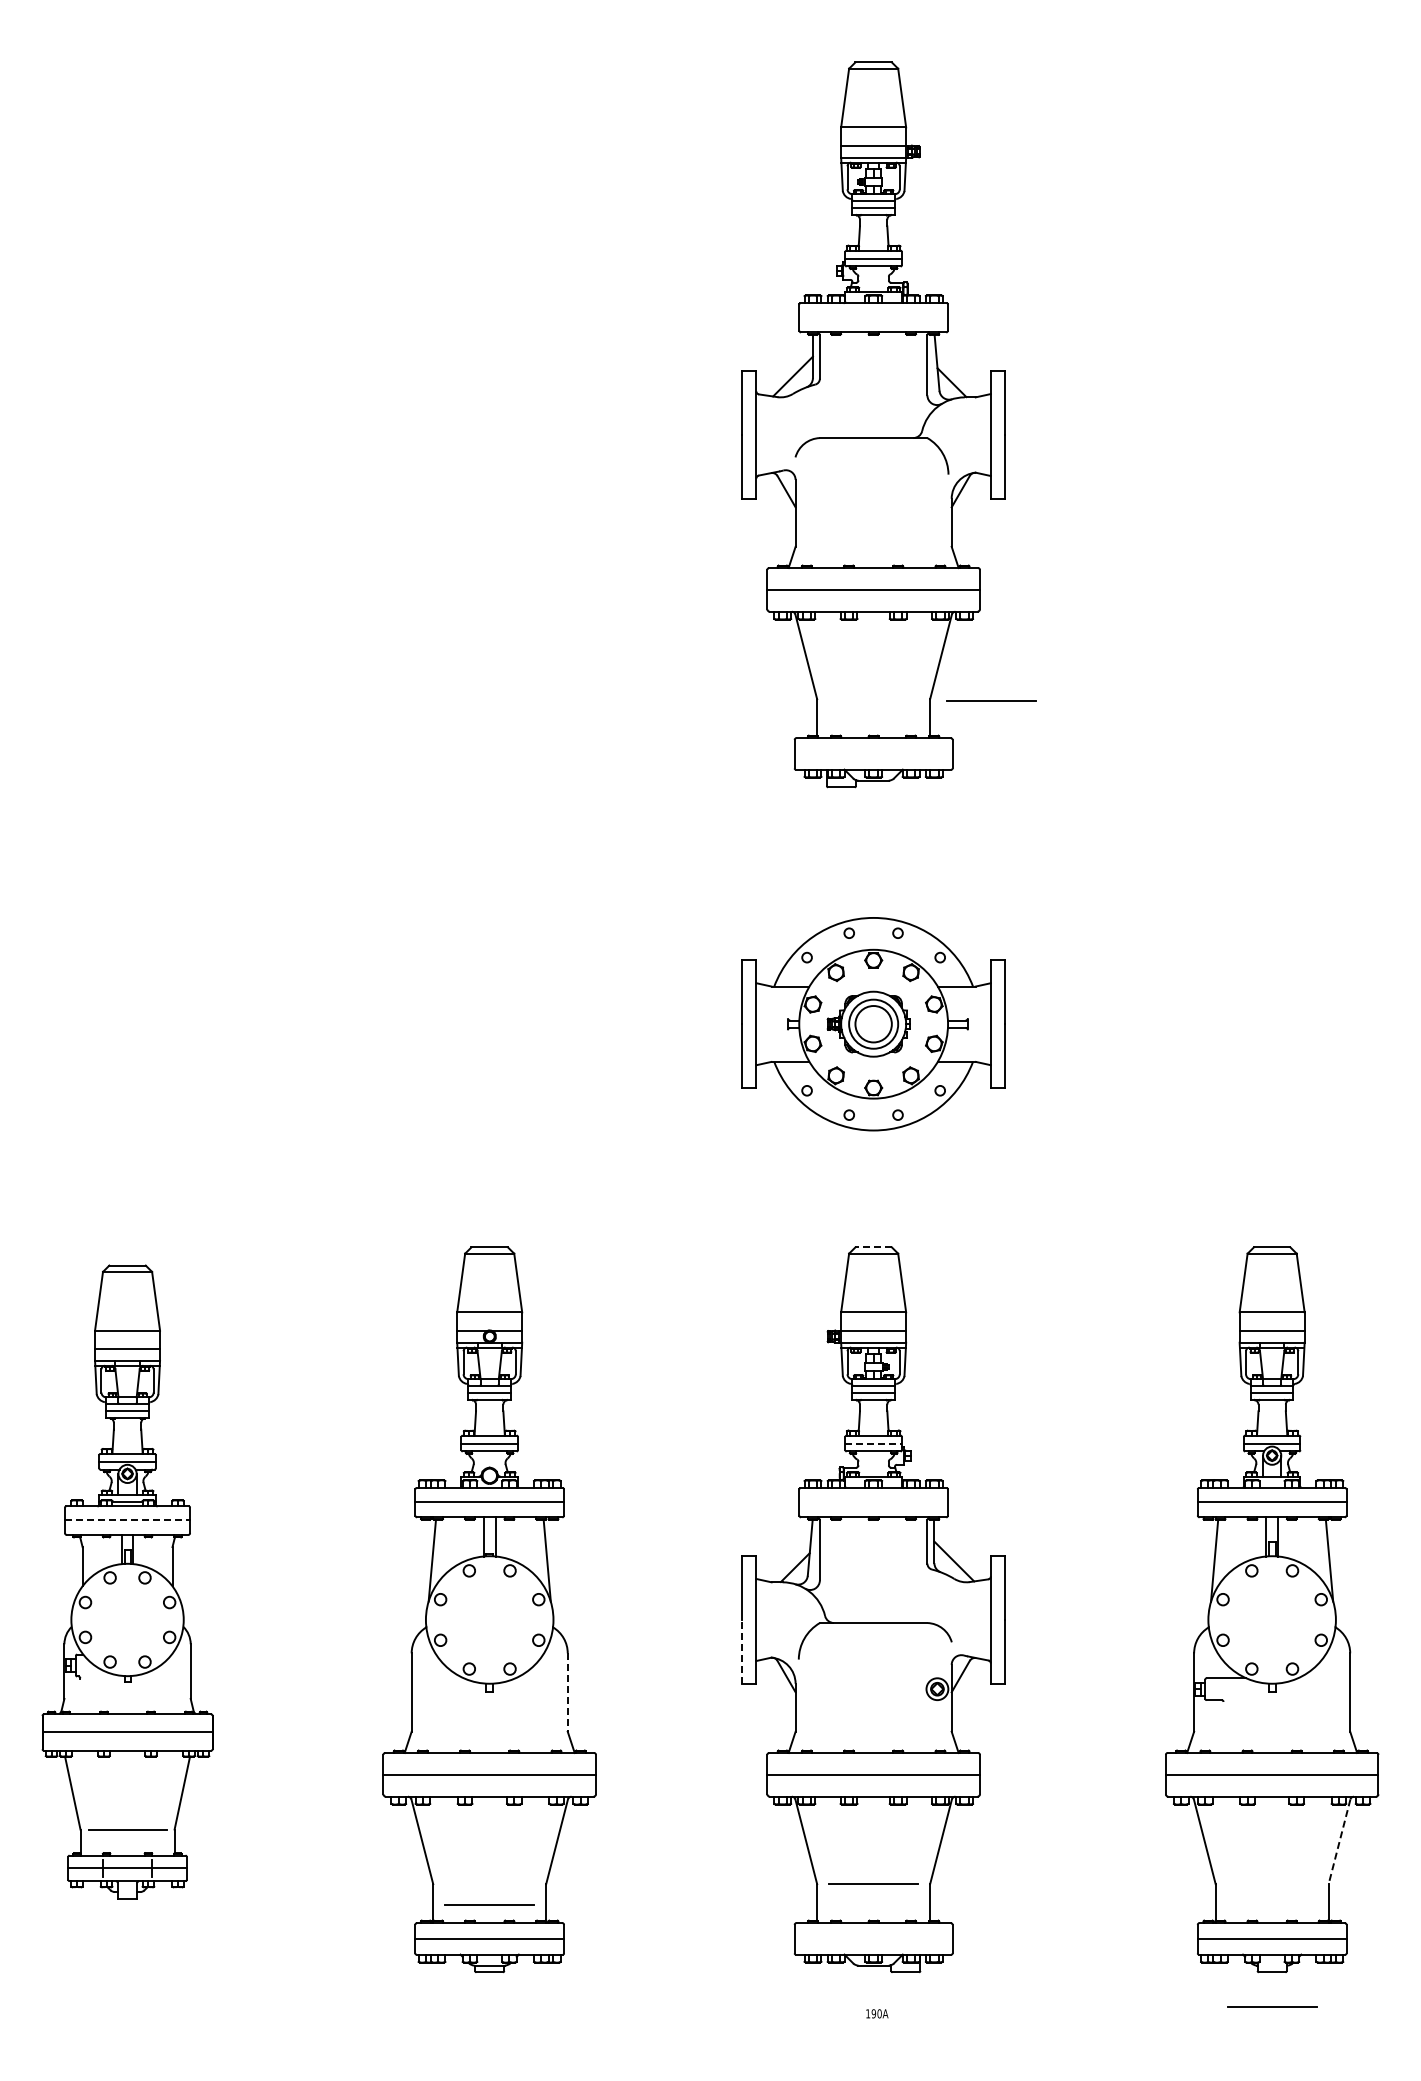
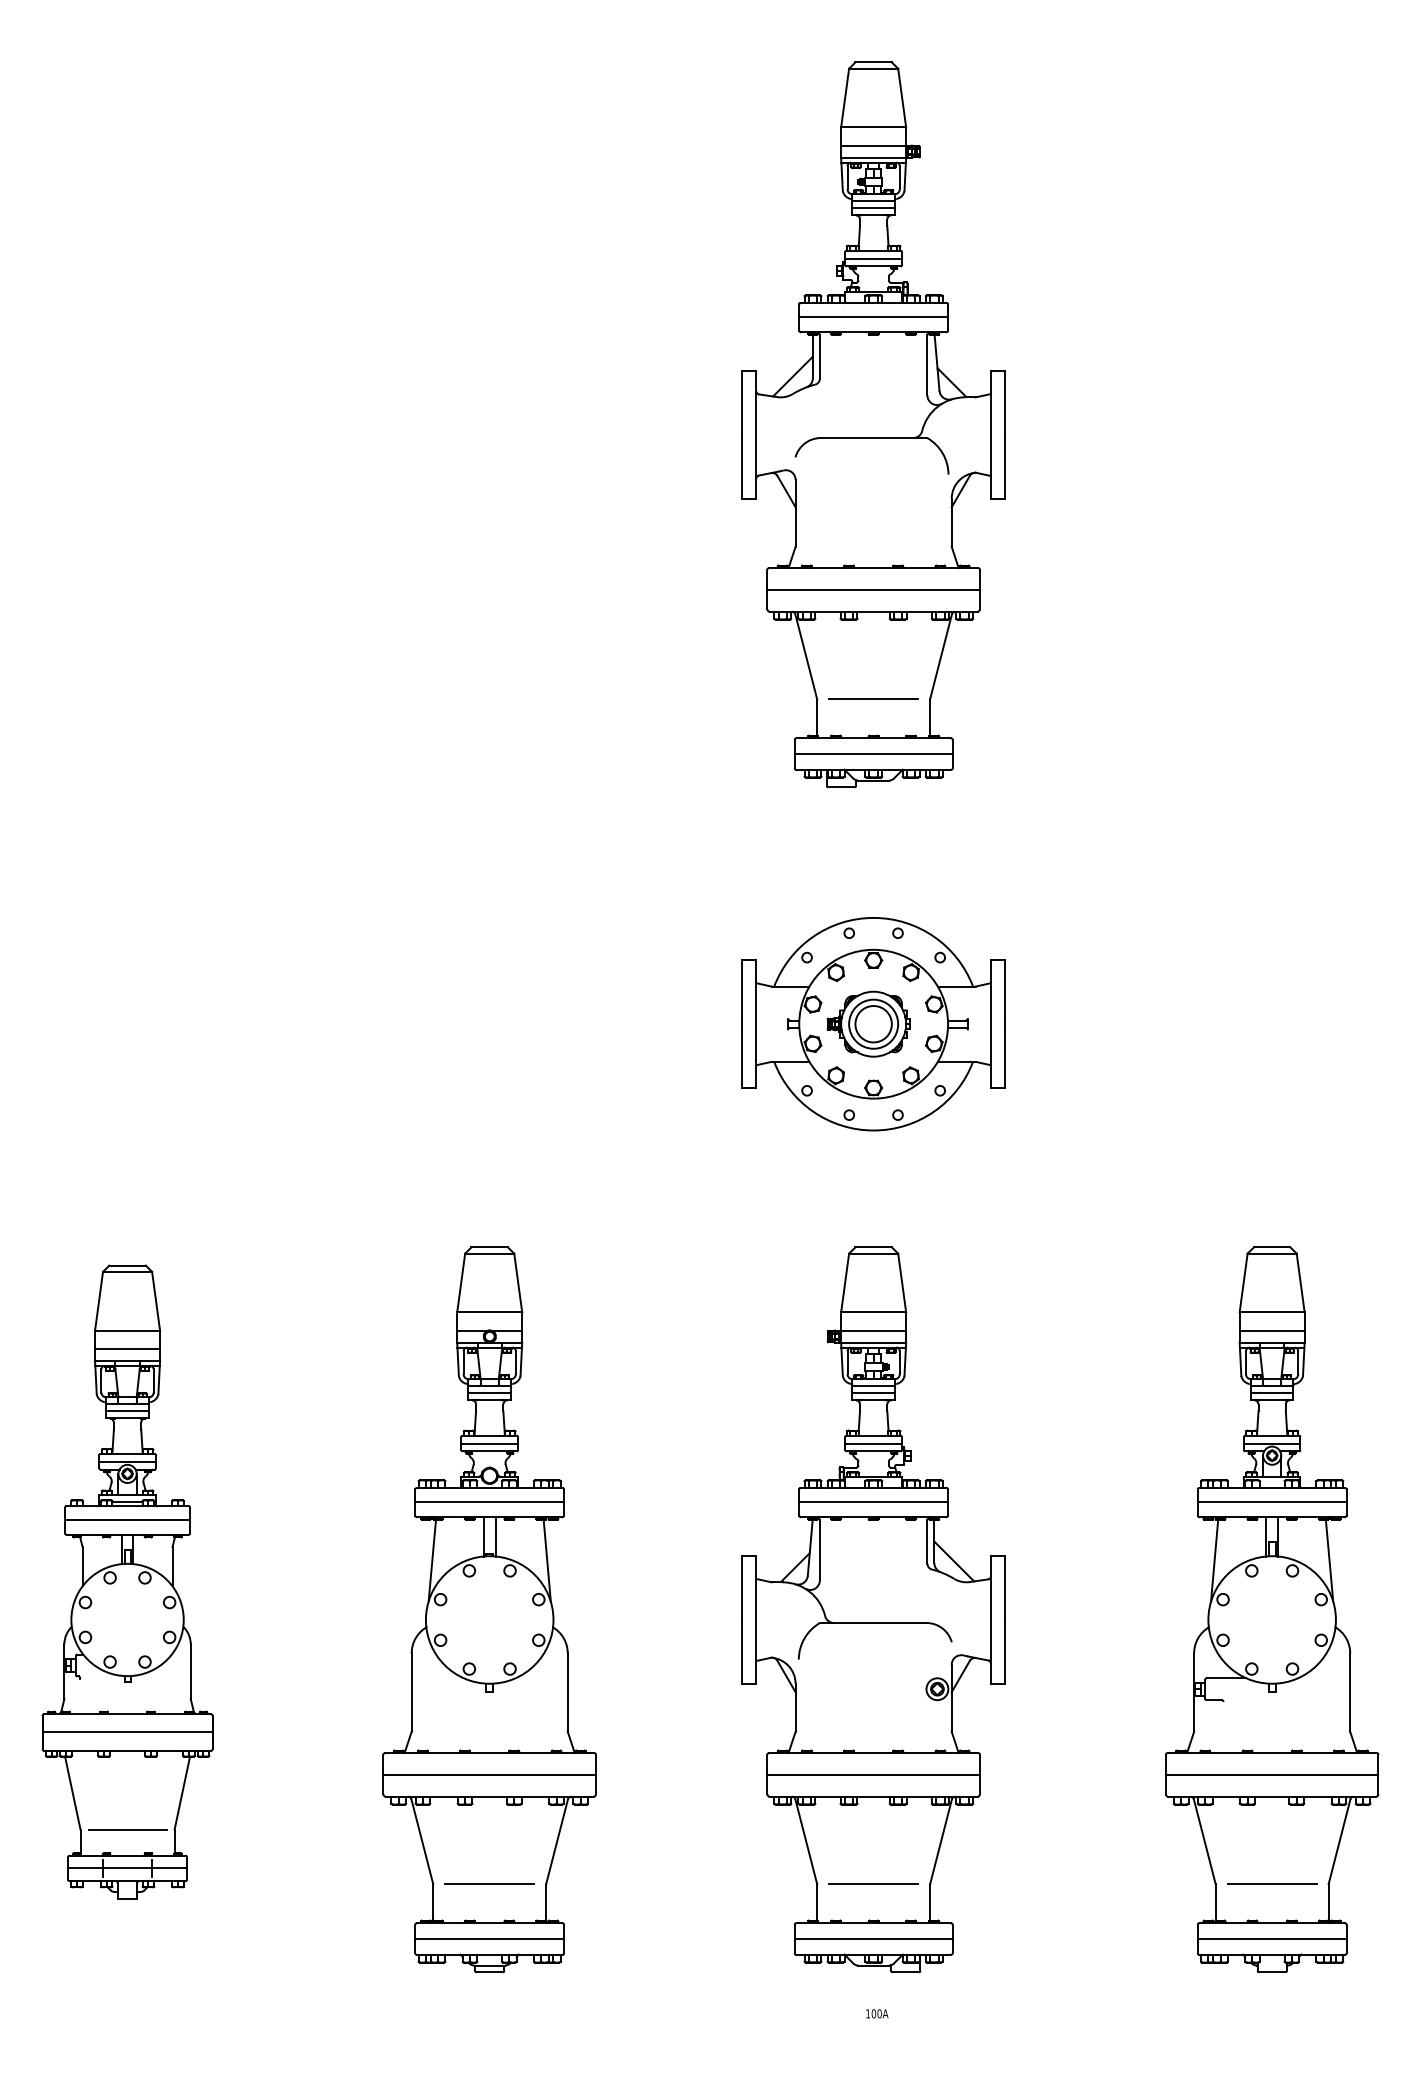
line: none -> present (873, 316)
line position: (991, 700) -> (873, 698) (873, 698)
line: none -> present (873, 753)
line: dashed -> solid (873, 1247)
line: dashed -> solid (874, 1444)
line: none -> present (873, 1501)
line: dashed -> solid (127, 1519)
line: dashed -> solid (741, 1651)
line: dashed -> solid (567, 1693)
line: dashed -> solid (1339, 1841)
line position: (489, 1904) -> (489, 1883) (489, 1883)
line: none -> present (873, 1938)
line position: (1272, 2006) -> (1272, 1883) (1272, 1883)
text: 190A -> 100A (873, 2013)
